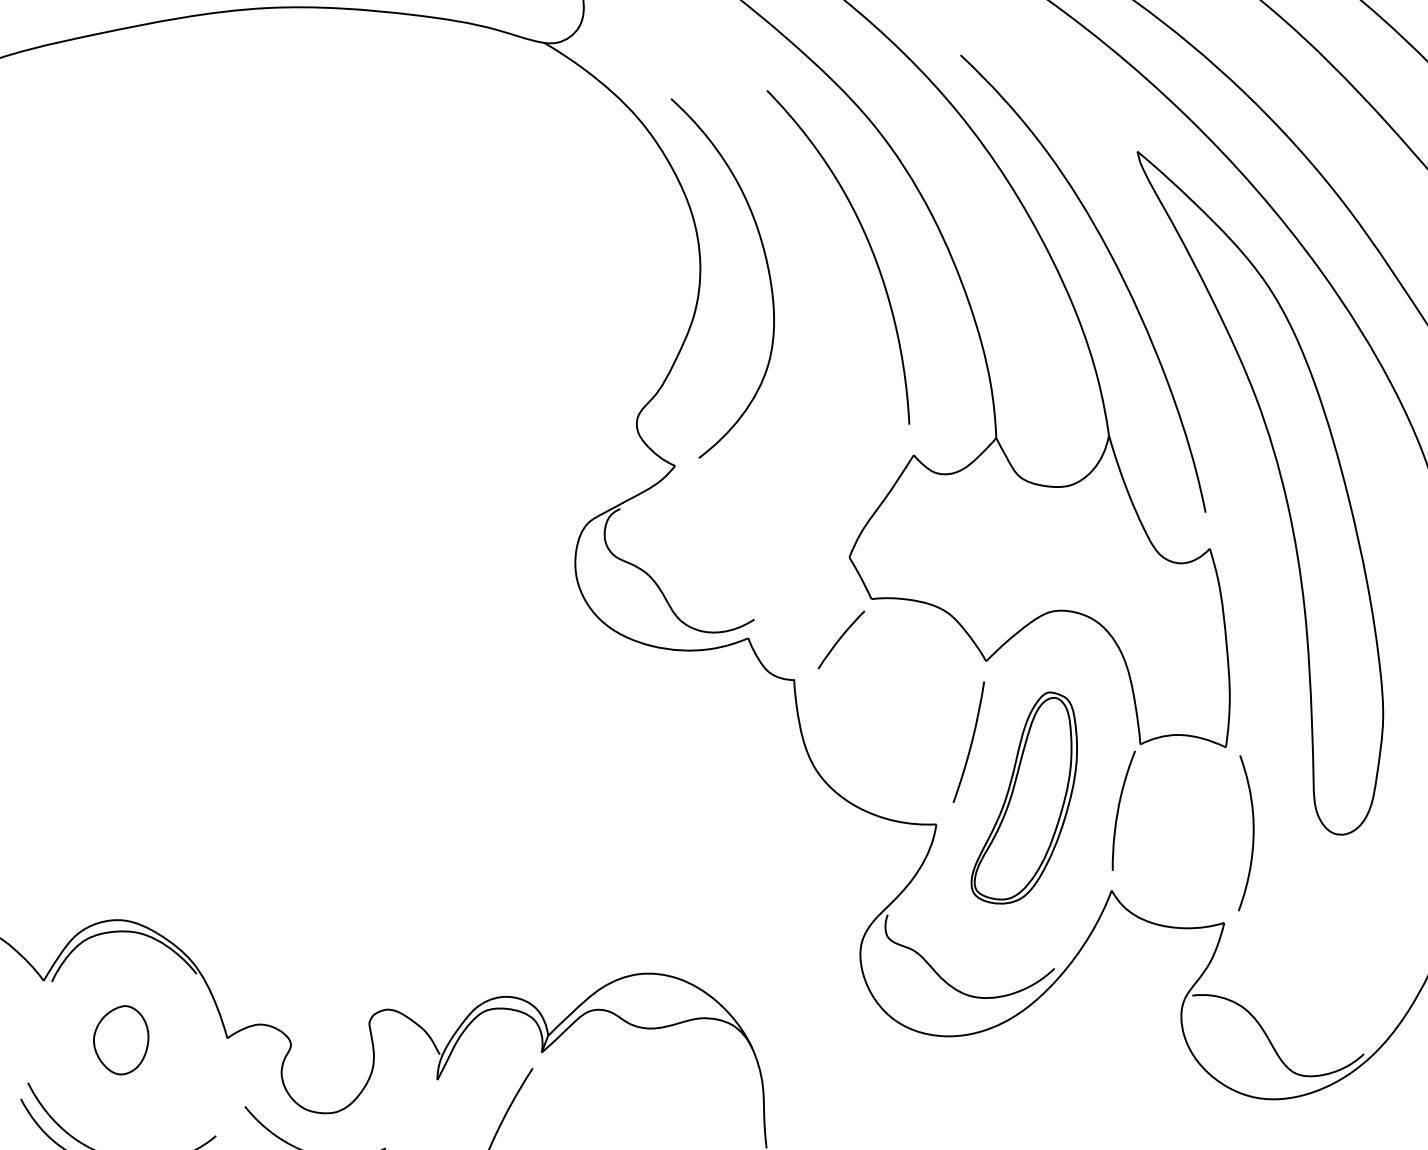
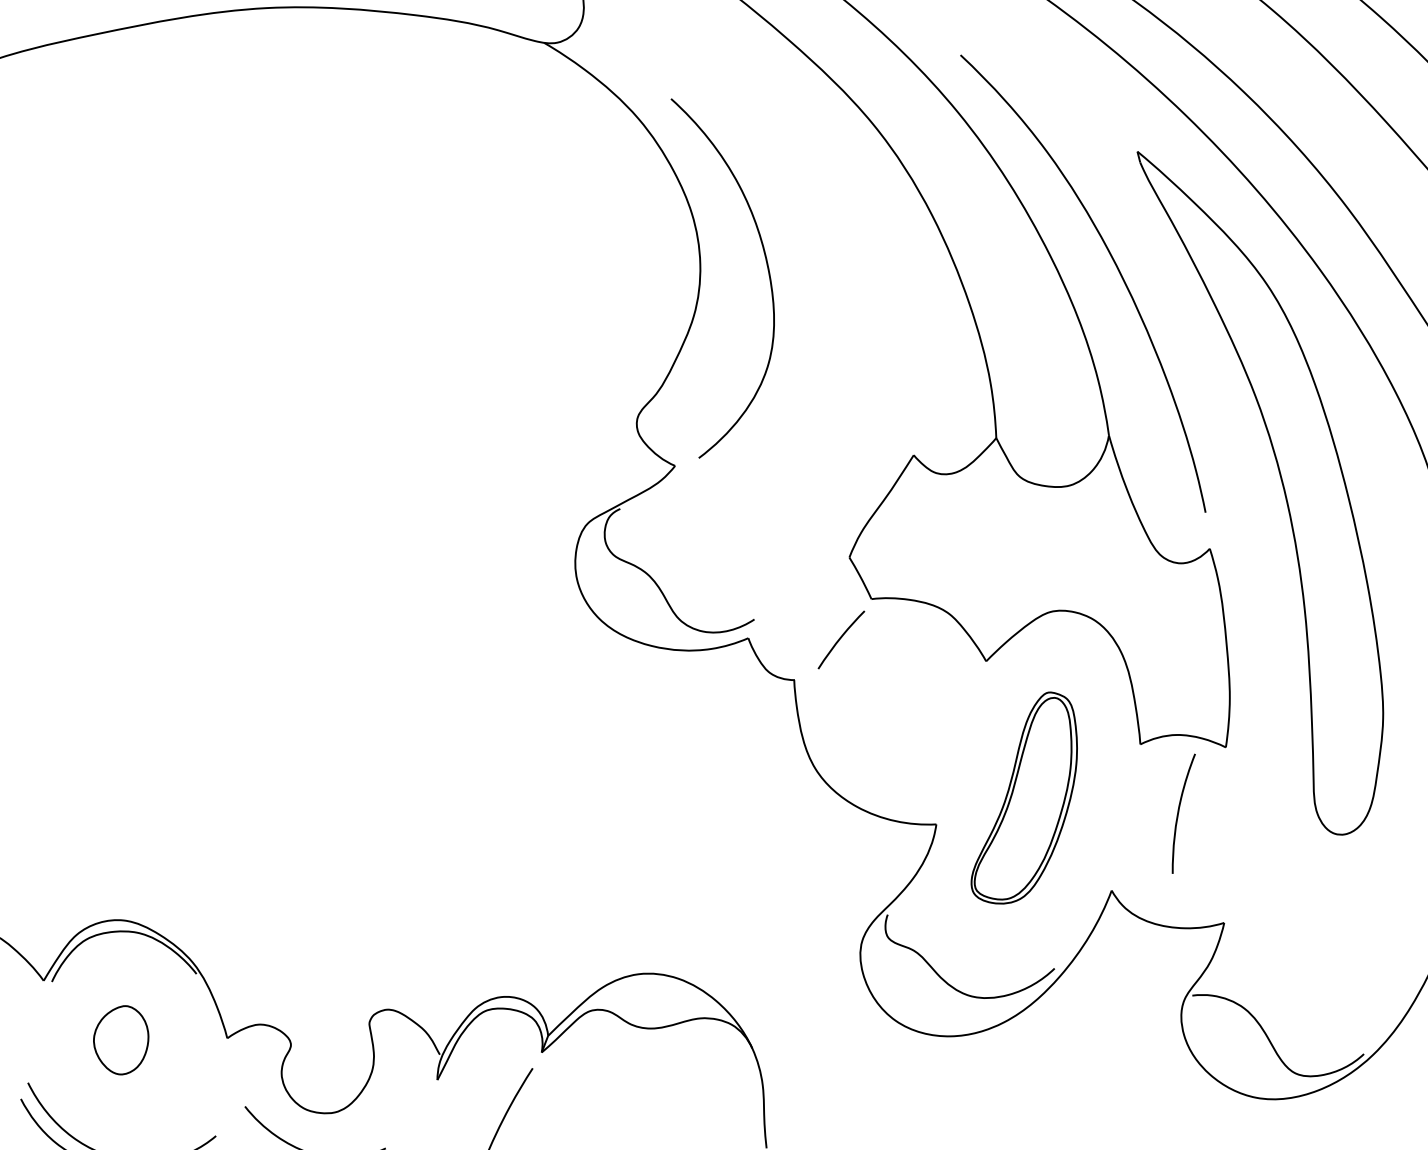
curve: present -> none (869, 247)
curve: present -> none (970, 743)
curve position: (1119, 809) -> (1179, 812) (1179, 812)
curve: present -> none (1252, 833)
